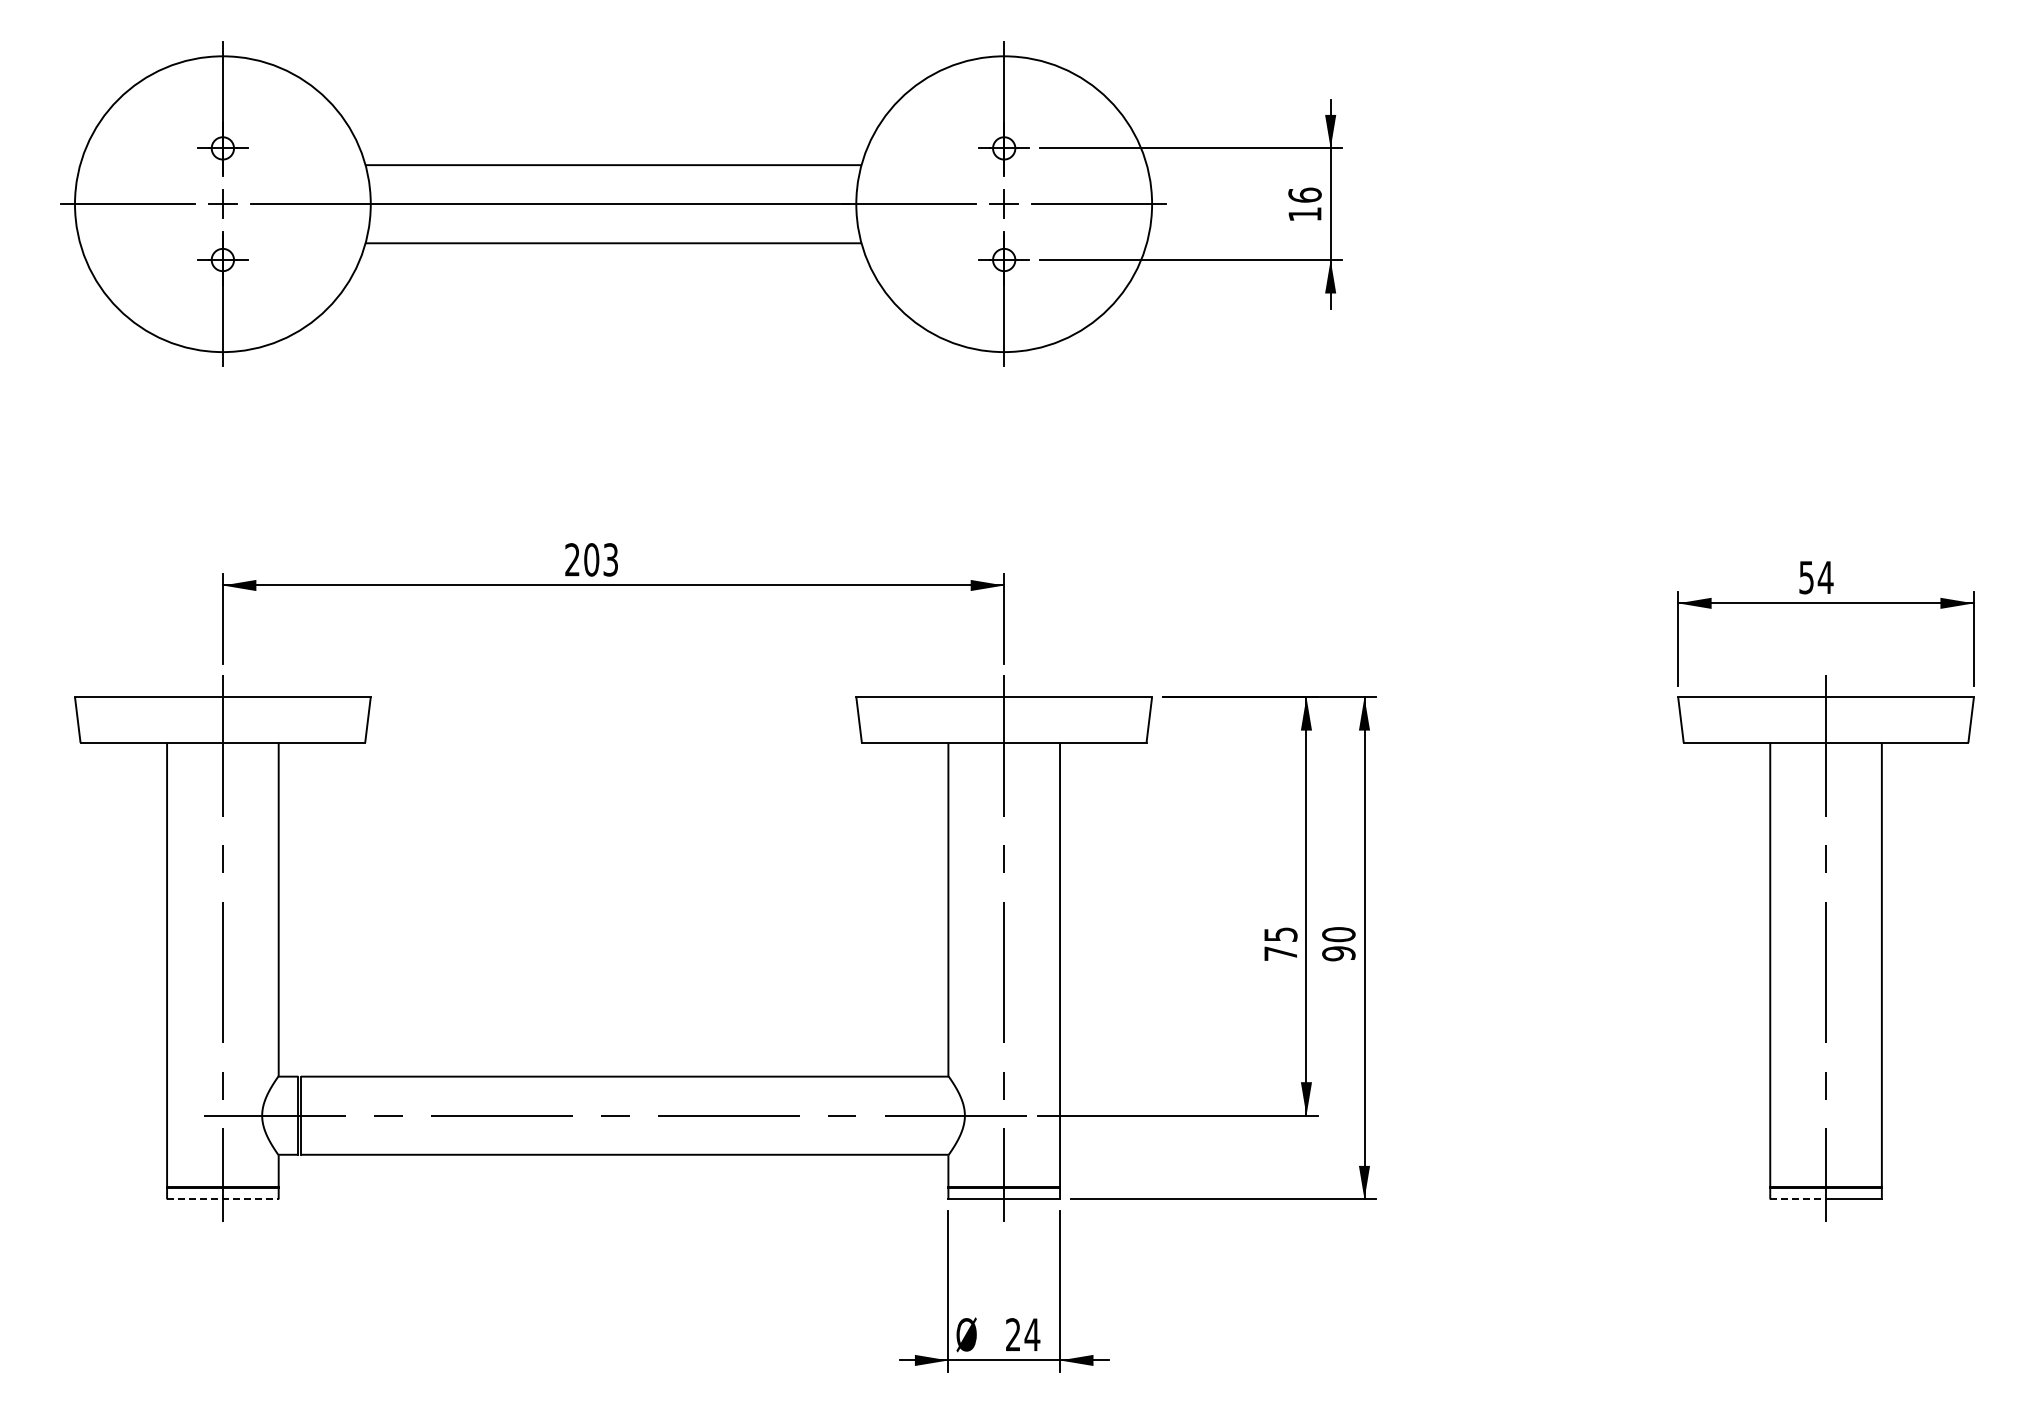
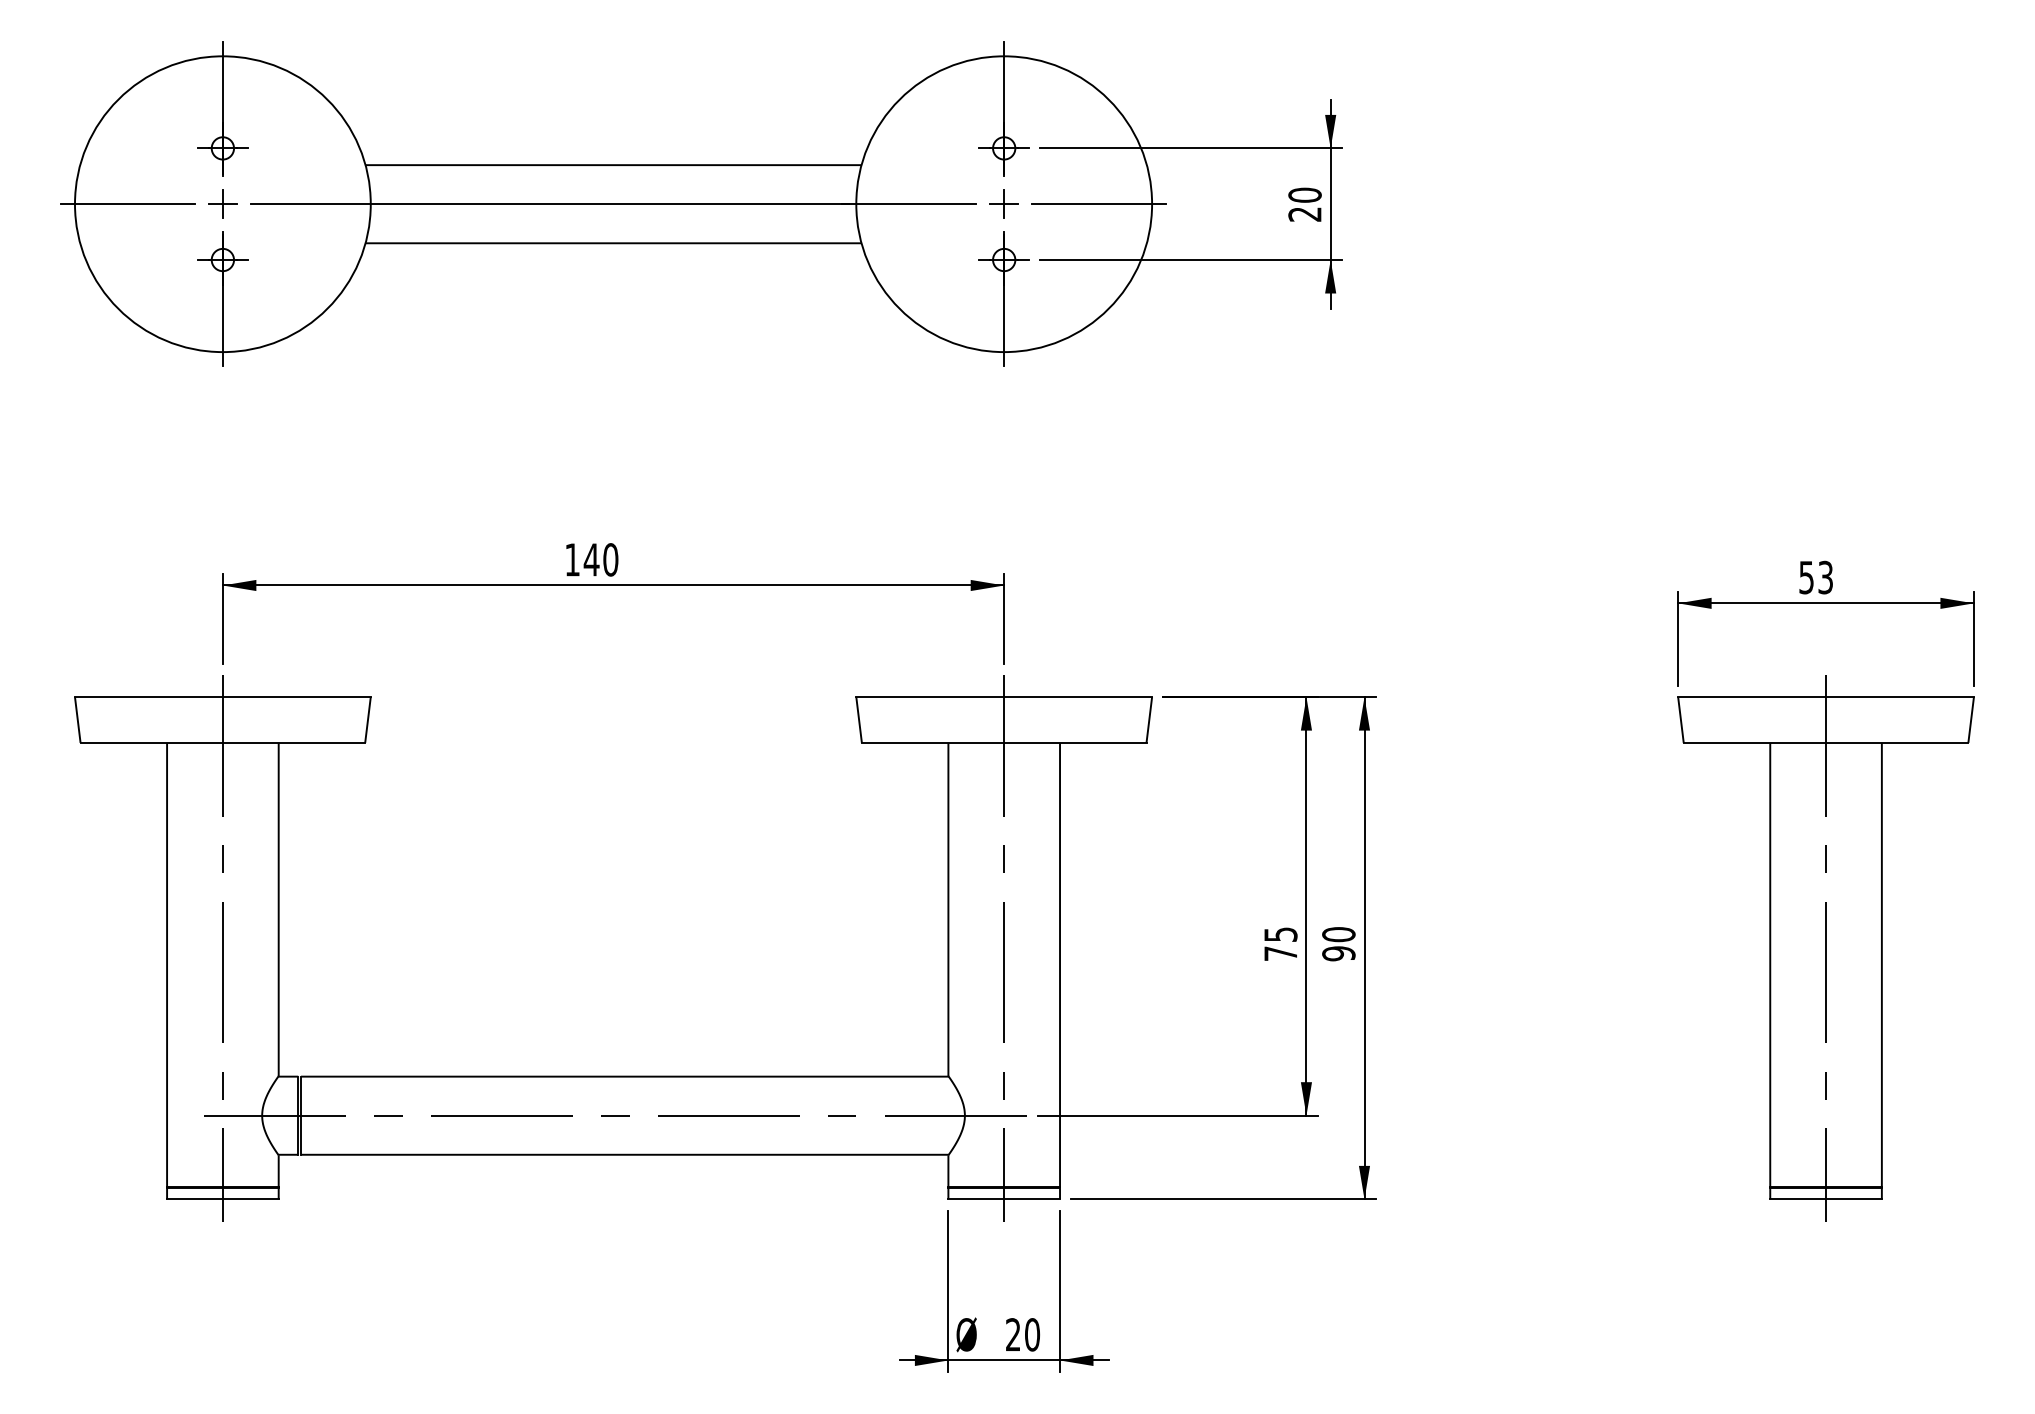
text: 16 -> 20 (1304, 204)
text: 203 -> 140 (591, 559)
text: 54 -> 53 (1825, 577)
line: dashed -> solid (222, 1199)
line: dashed -> solid (1798, 1199)
text: 24 -> 20 (1032, 1334)
